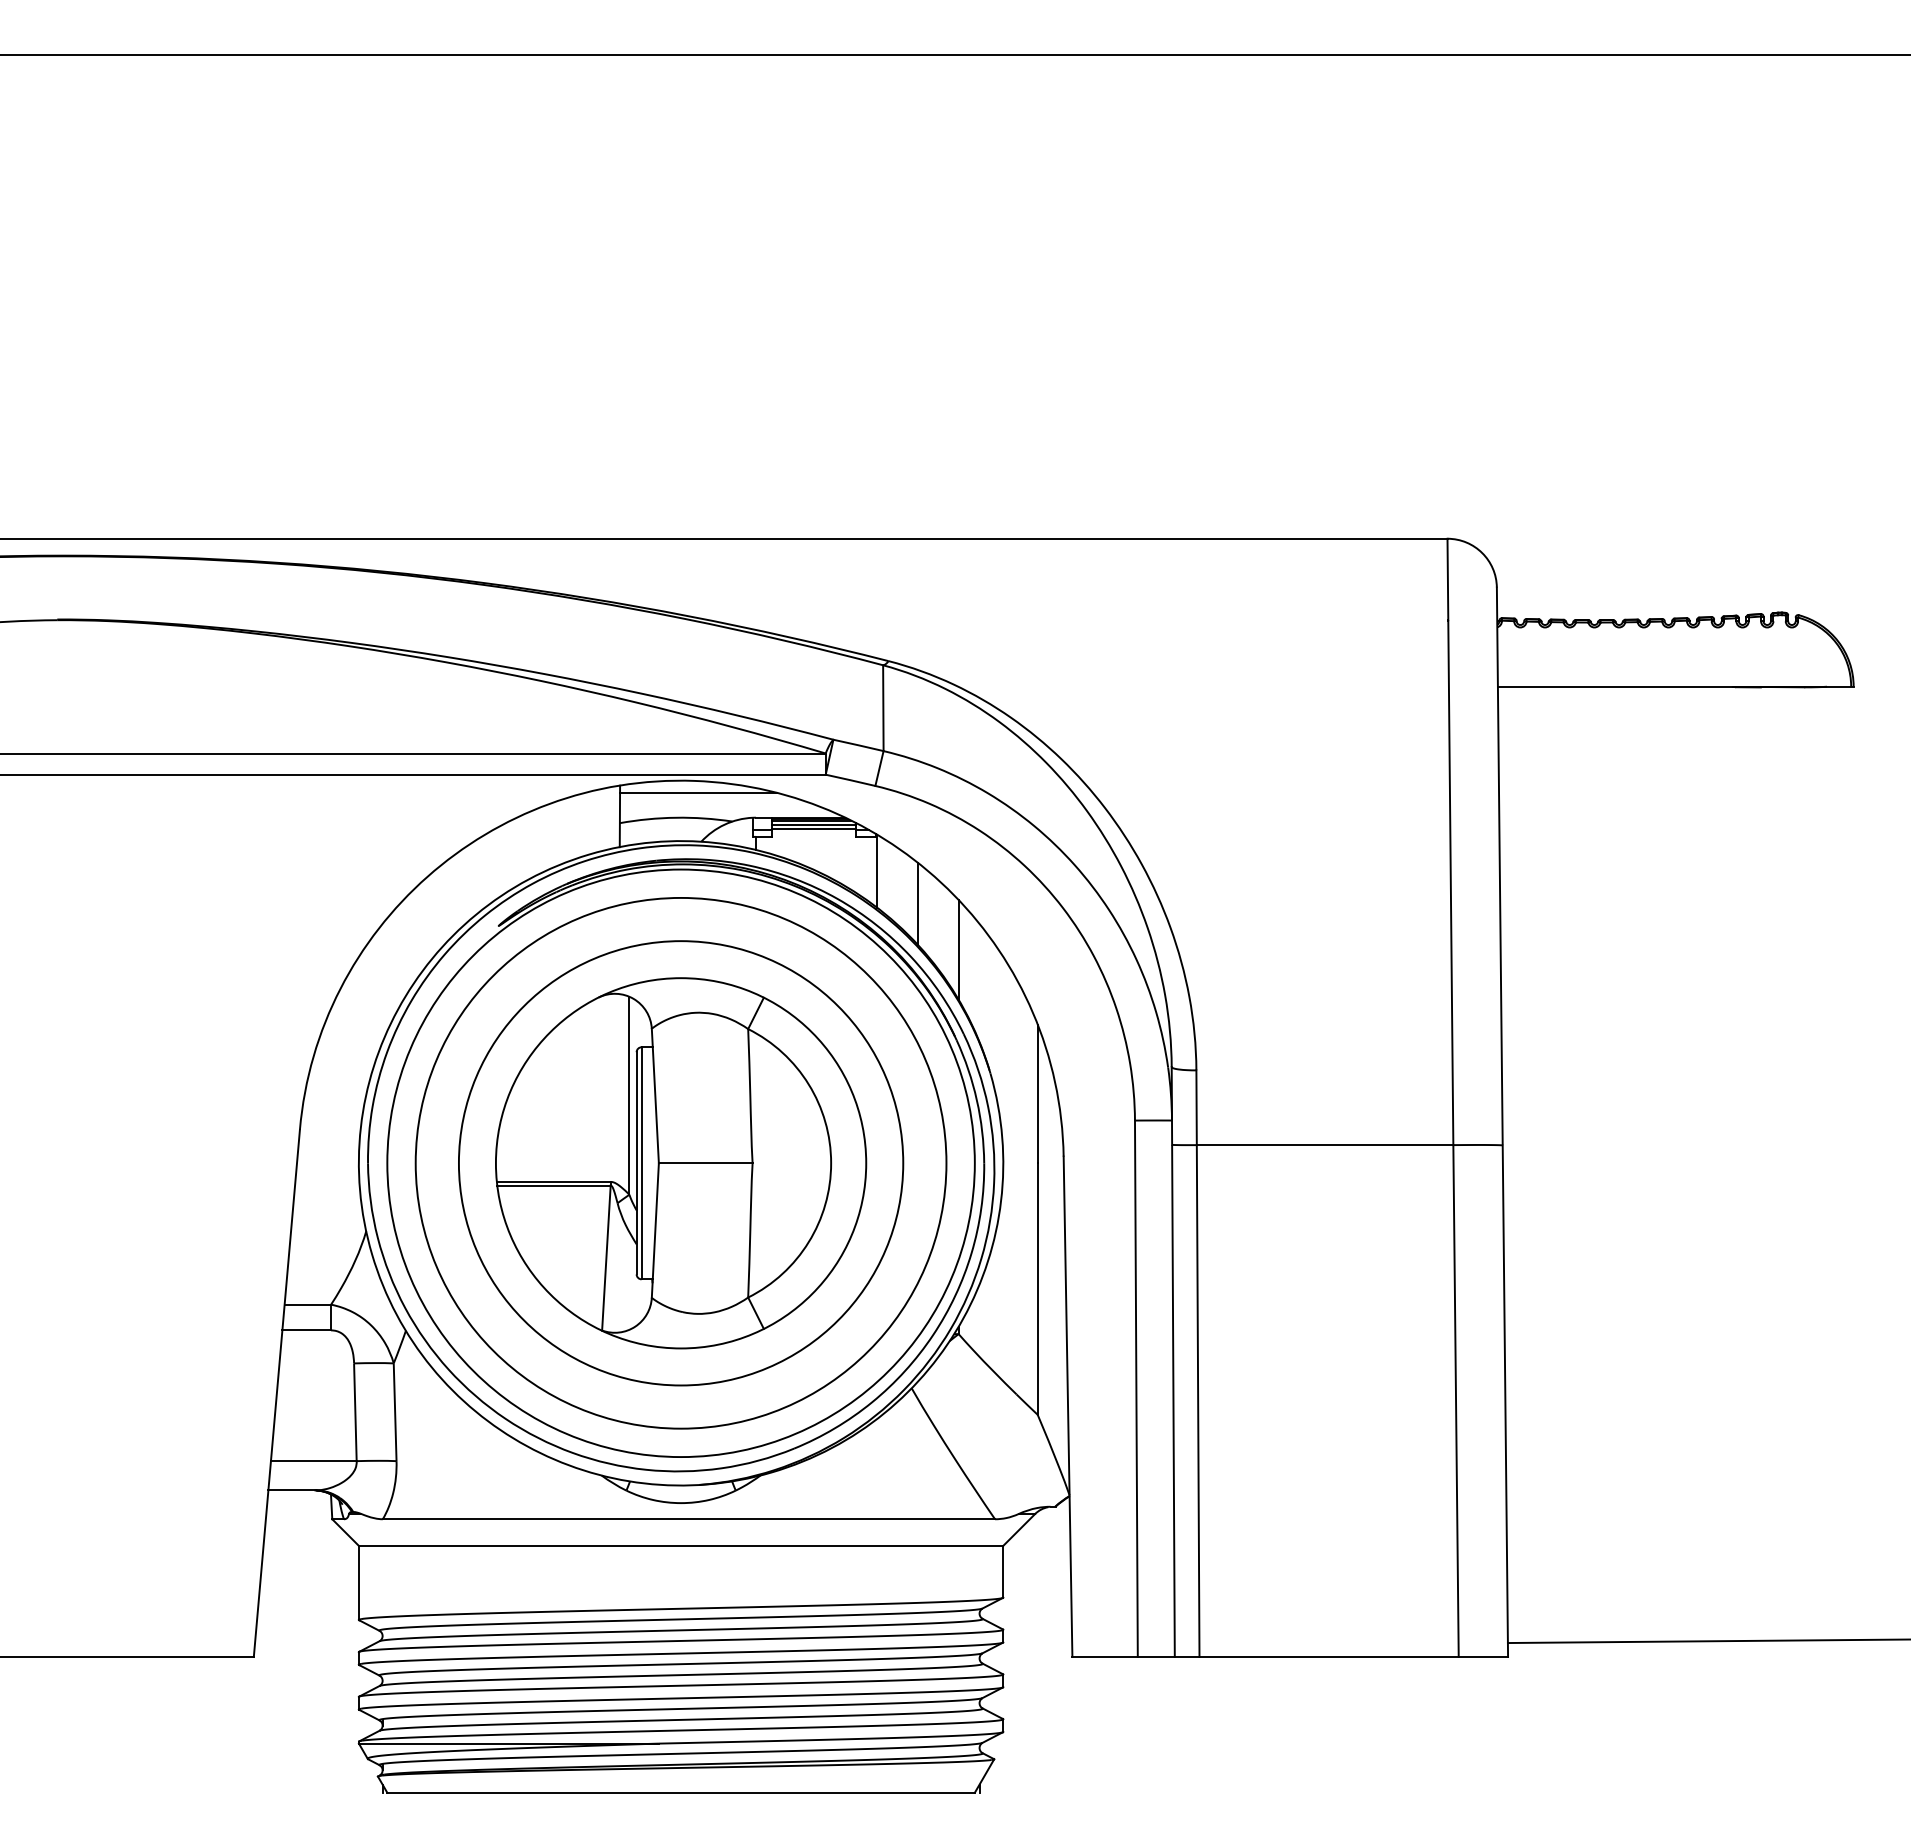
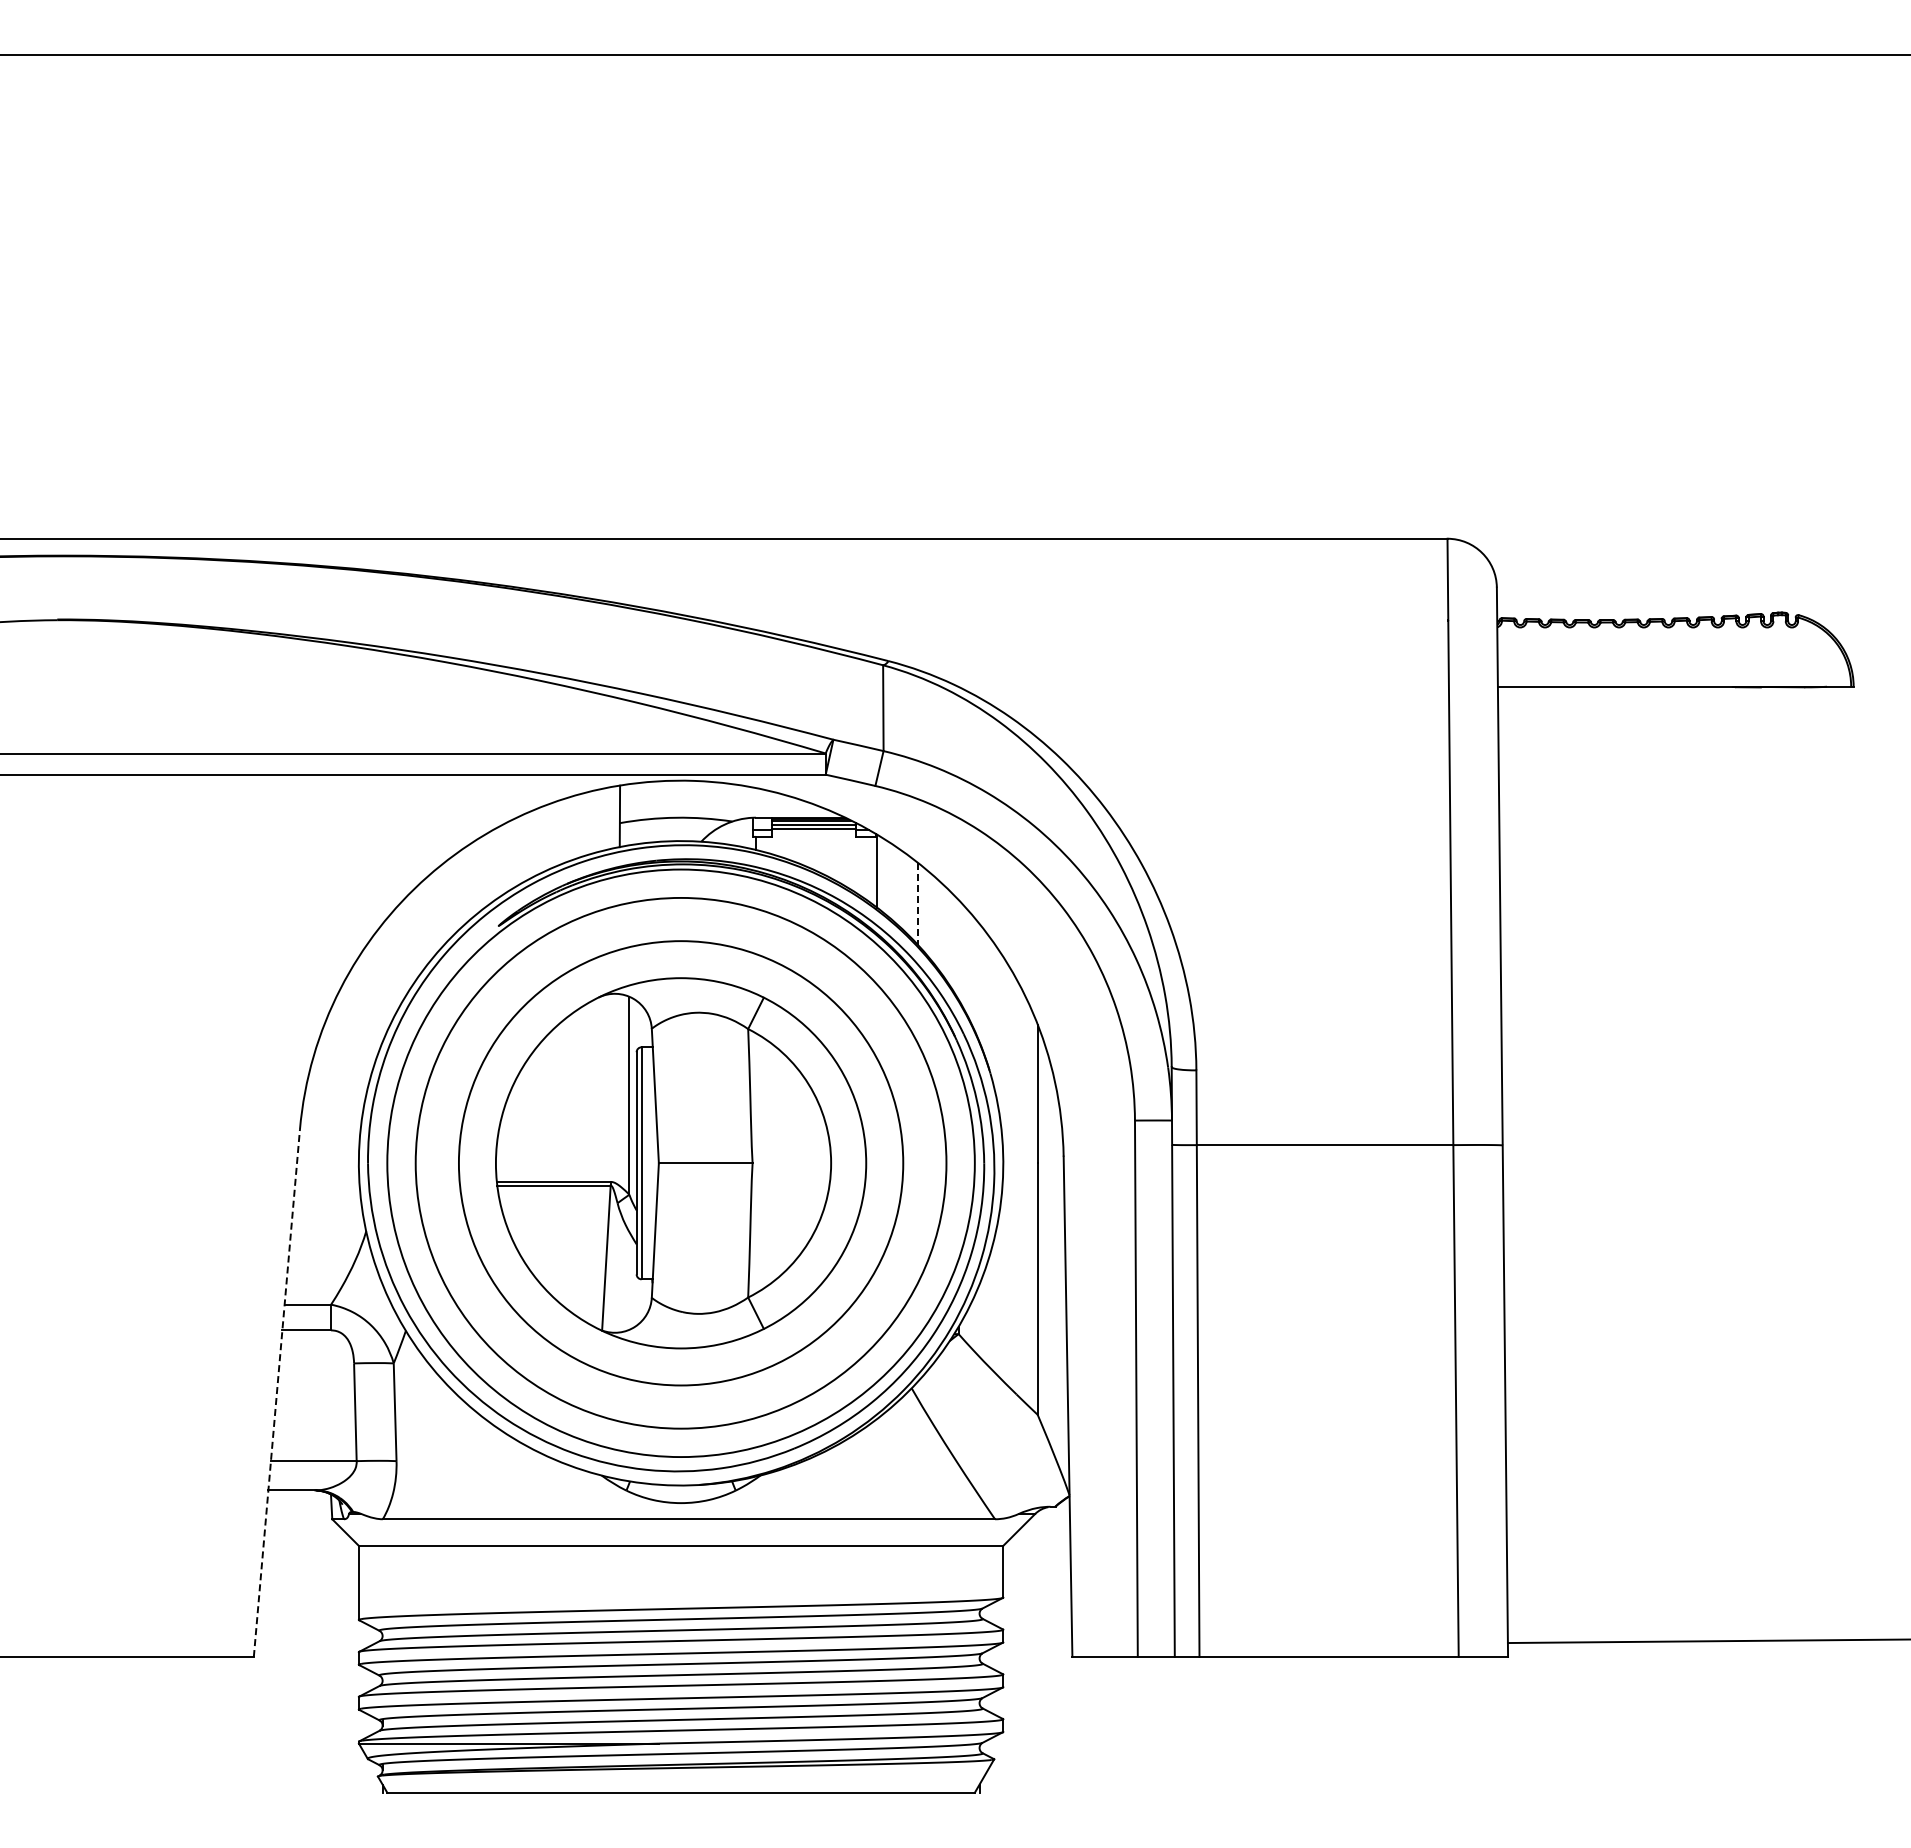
line: present -> none (698, 793)
line: solid -> dashed (917, 904)
line: present -> none (958, 949)
line: solid -> dashed (276, 1393)
